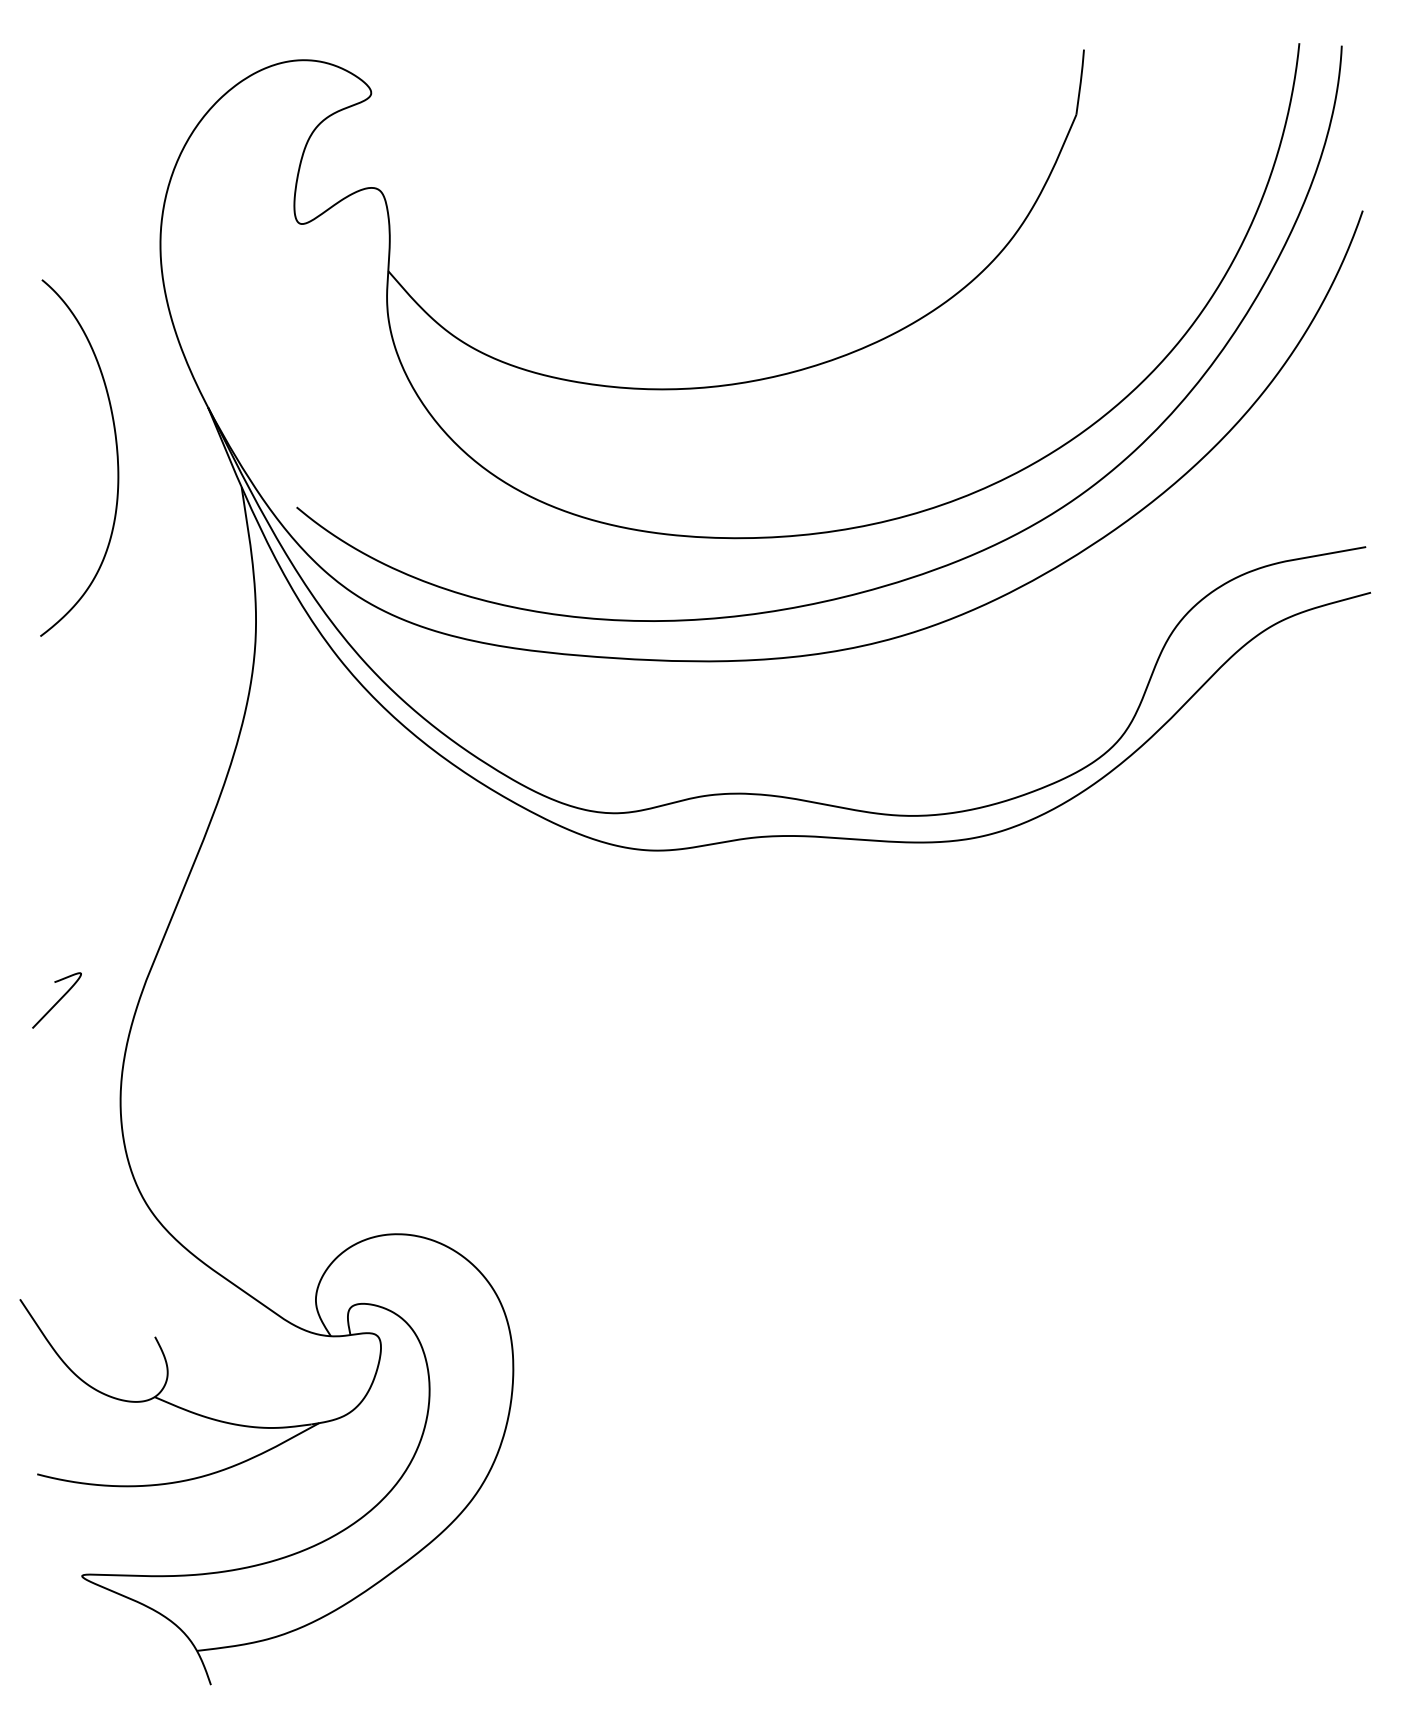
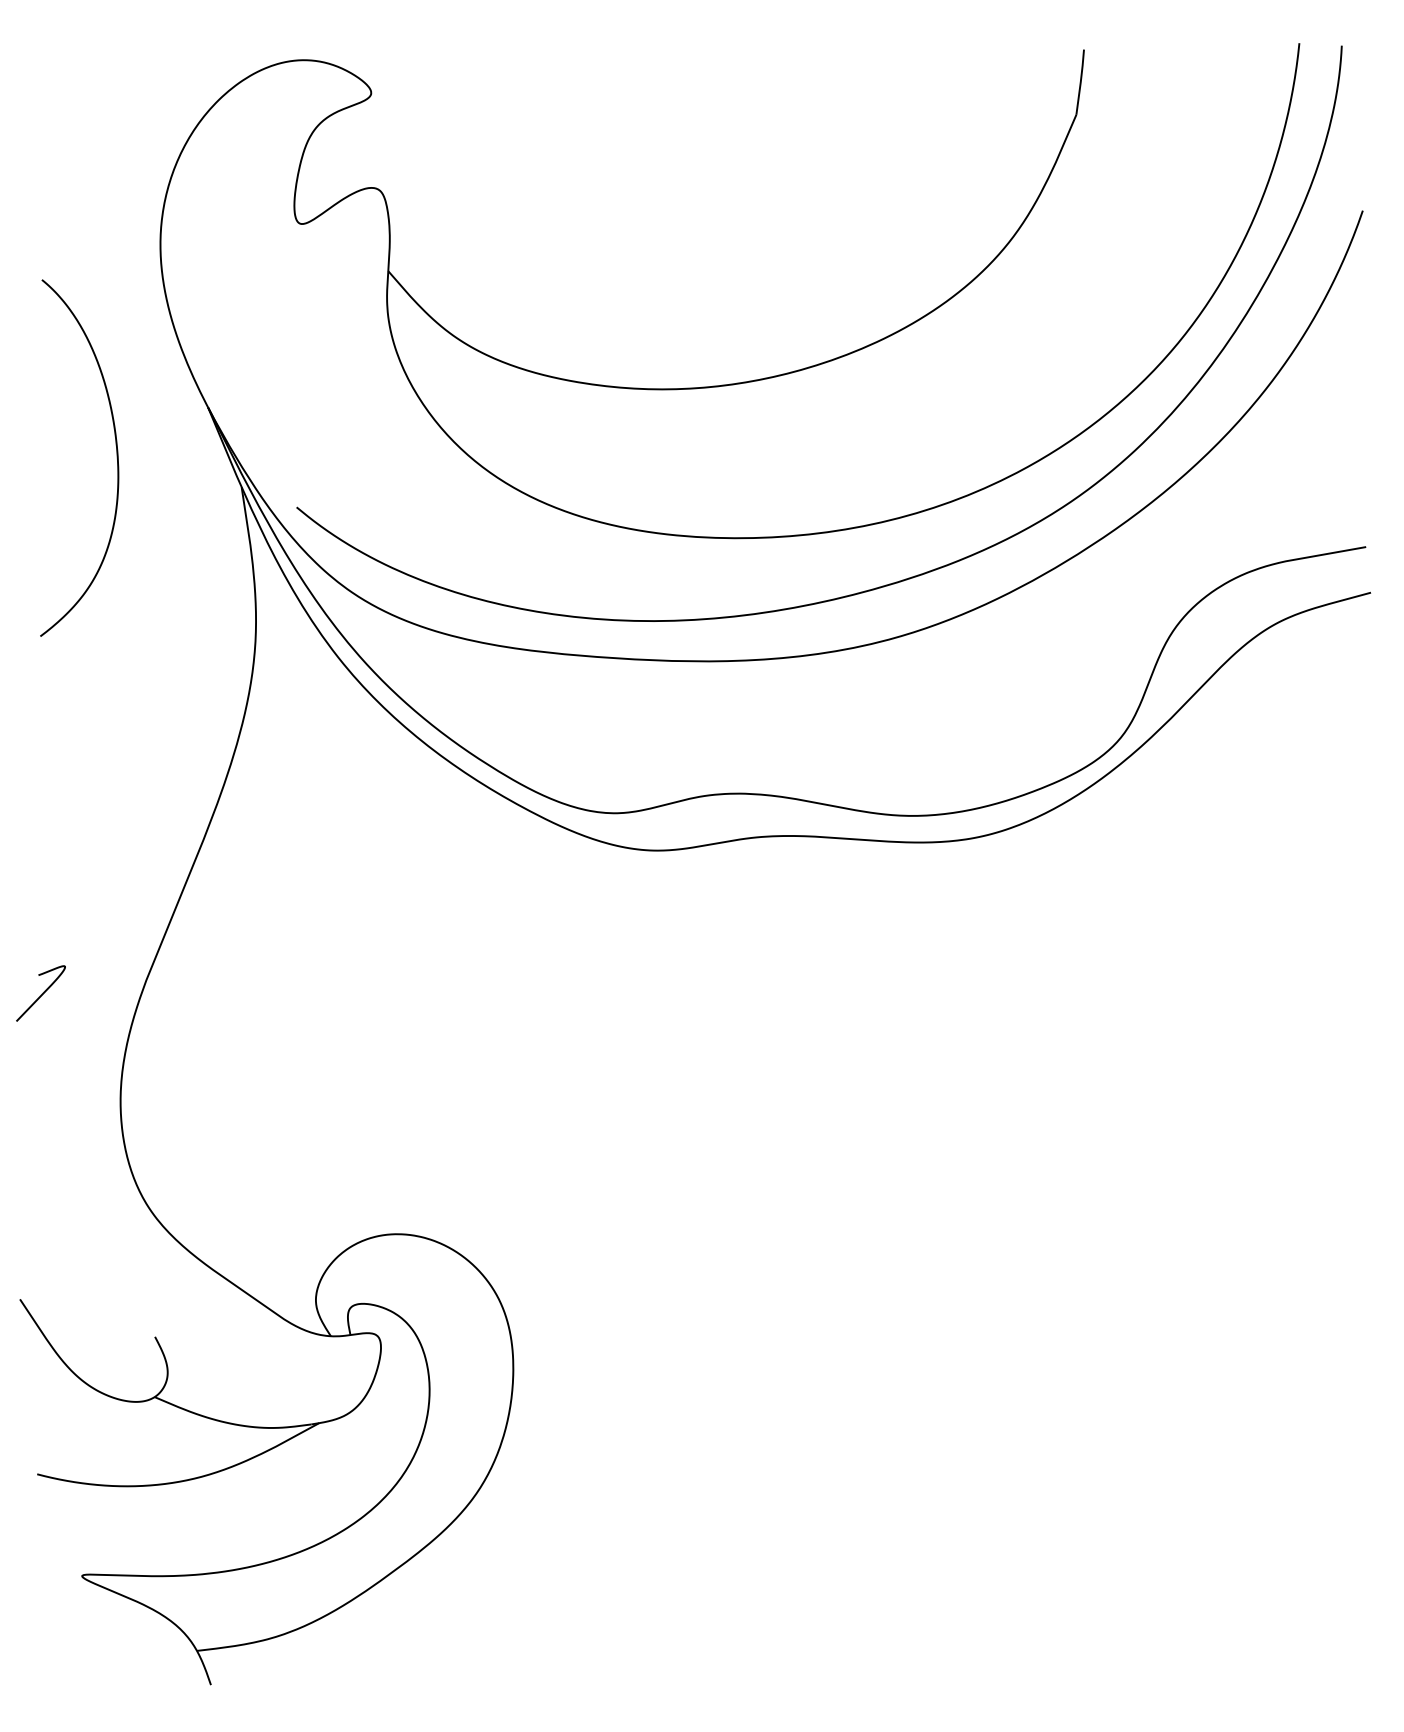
curve position: (57, 1001) -> (41, 994) (41, 994)
